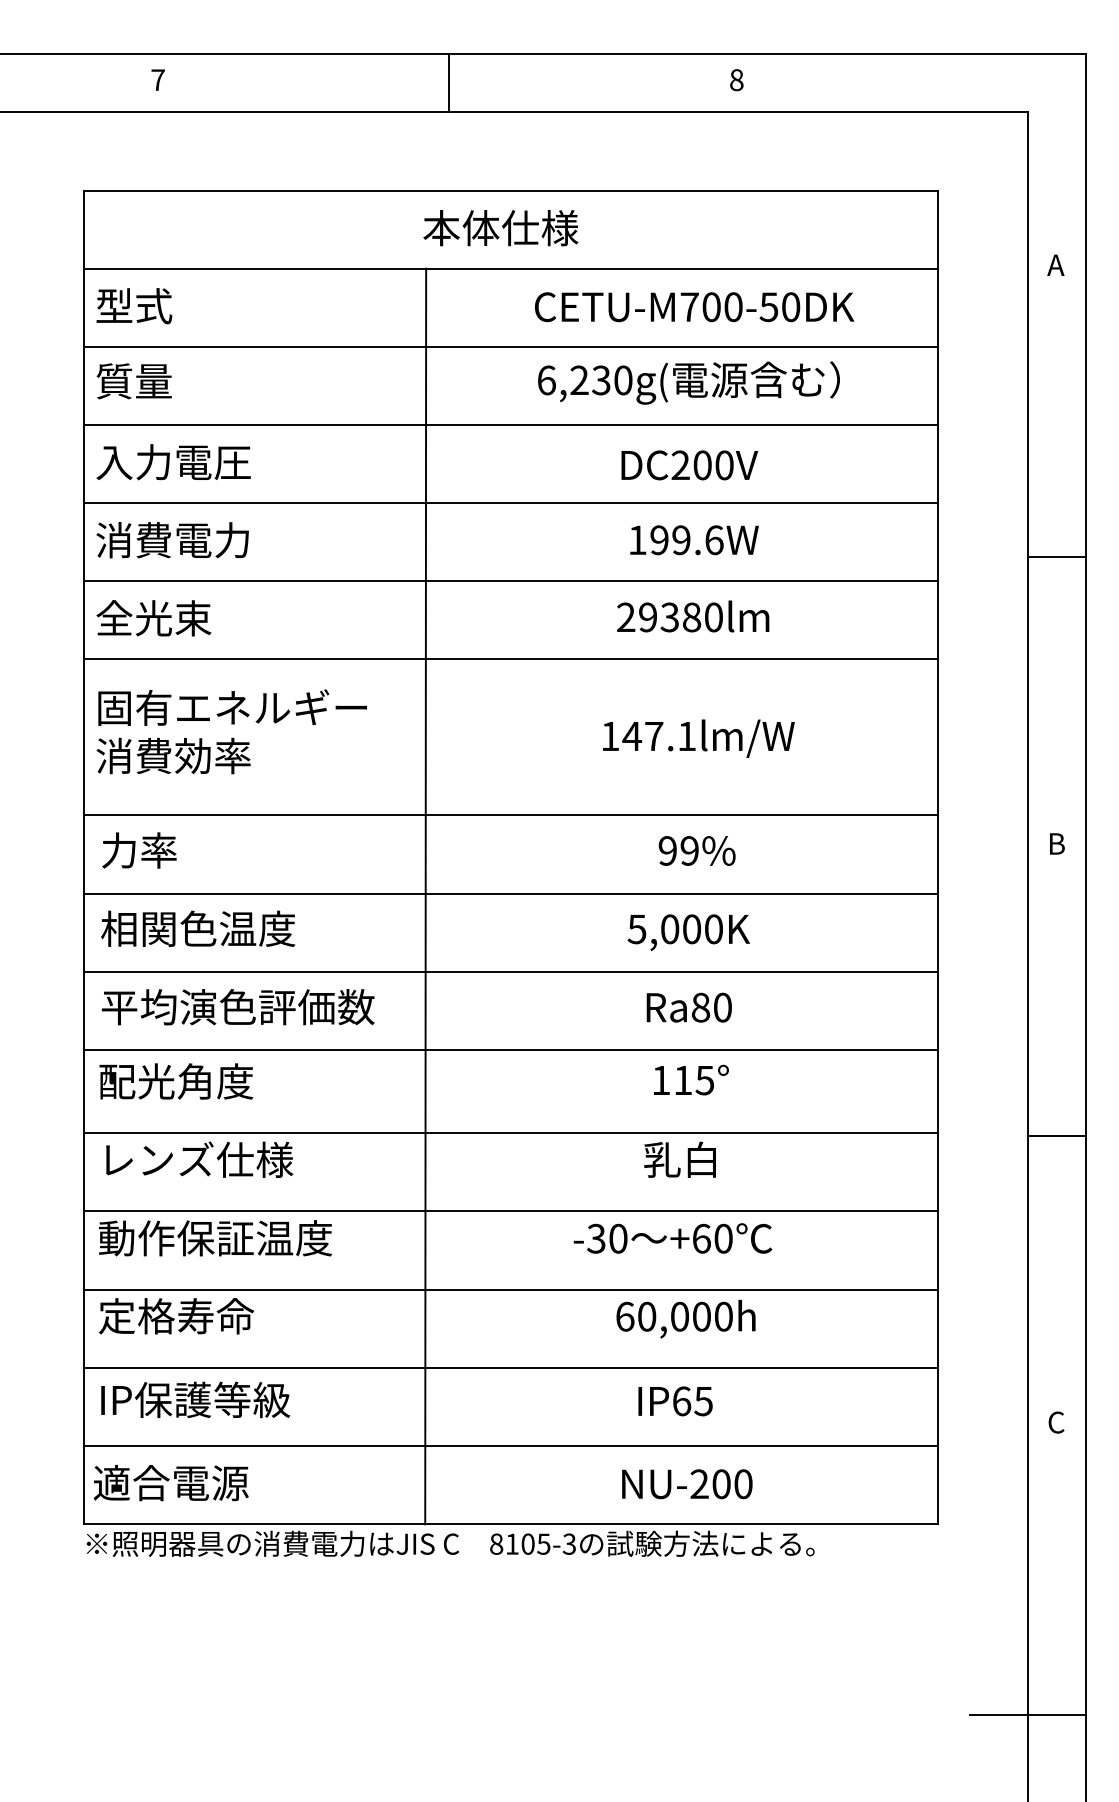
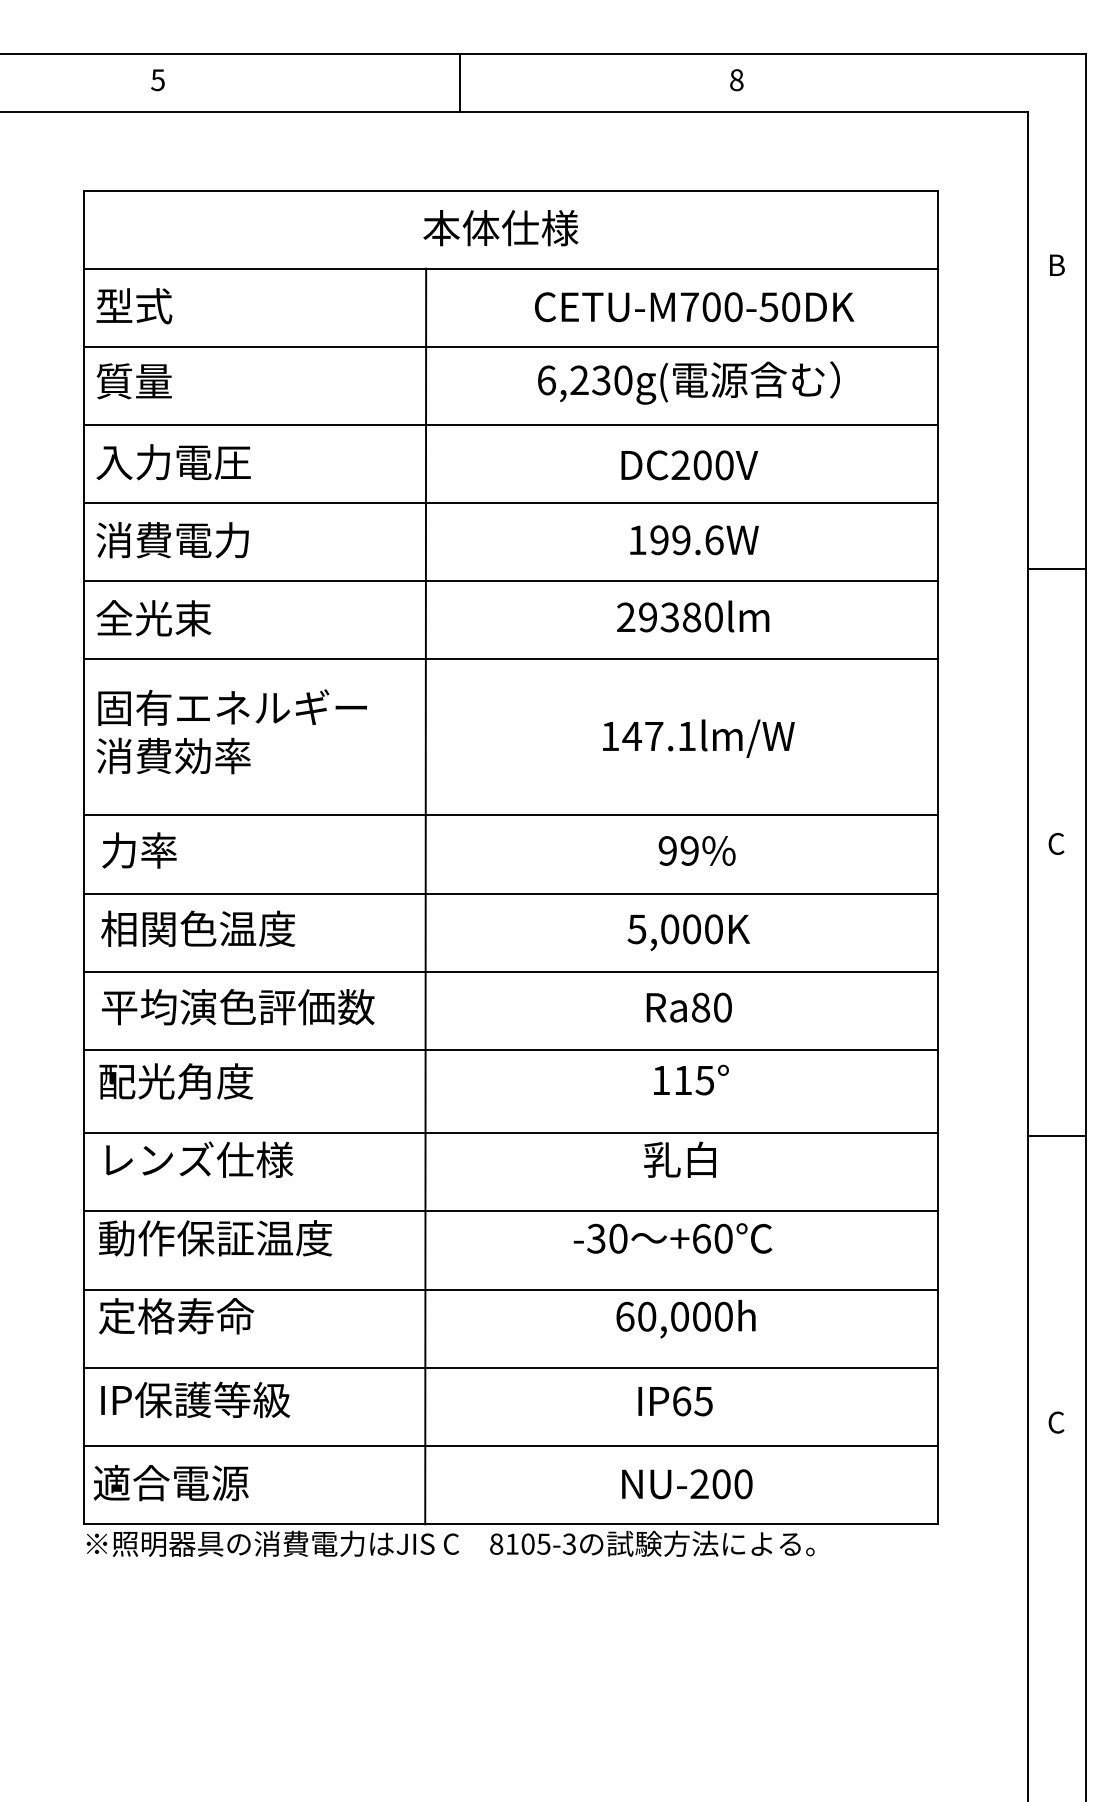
text: 7 -> 5 (157, 80)
line position: (449, 82) -> (460, 82) (460, 82)
text: A -> B (1055, 264)
line position: (1056, 557) -> (1056, 569) (1056, 569)
text: B -> C (1056, 843)
line: present -> none (1027, 1714)
